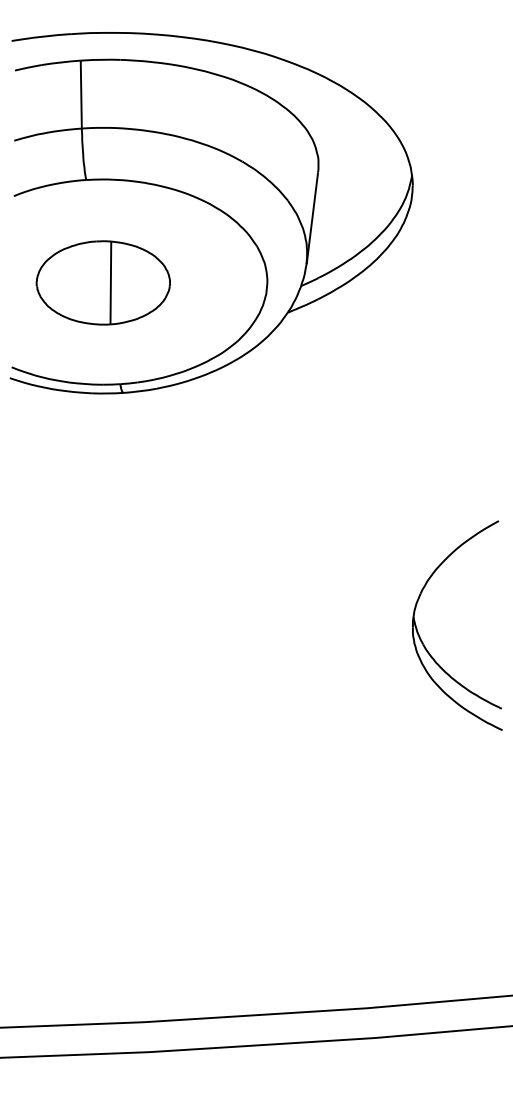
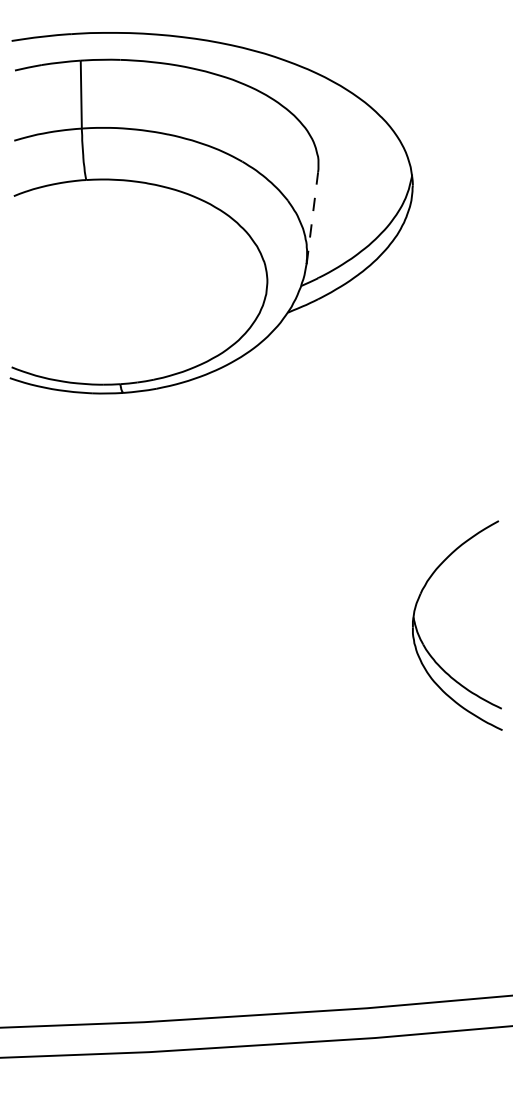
line: solid -> dashed (312, 217)
part: present -> none (102, 282)
